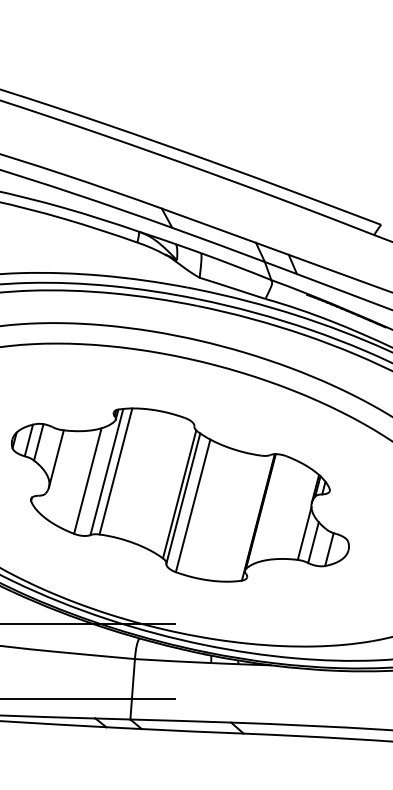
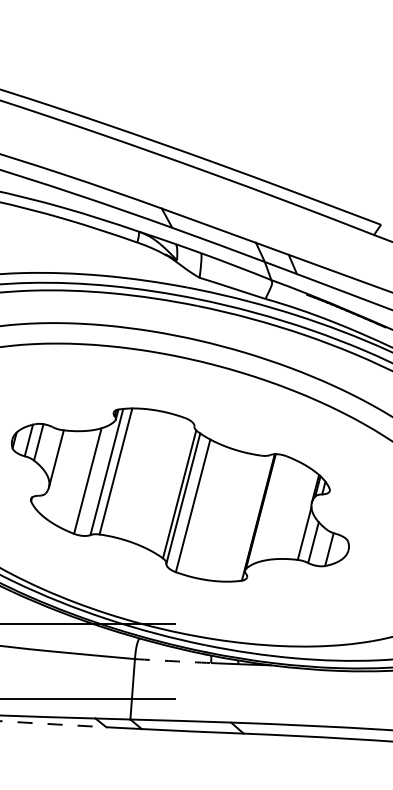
arc: solid -> dashed (173, 661)
arc: solid -> dashed (52, 724)
